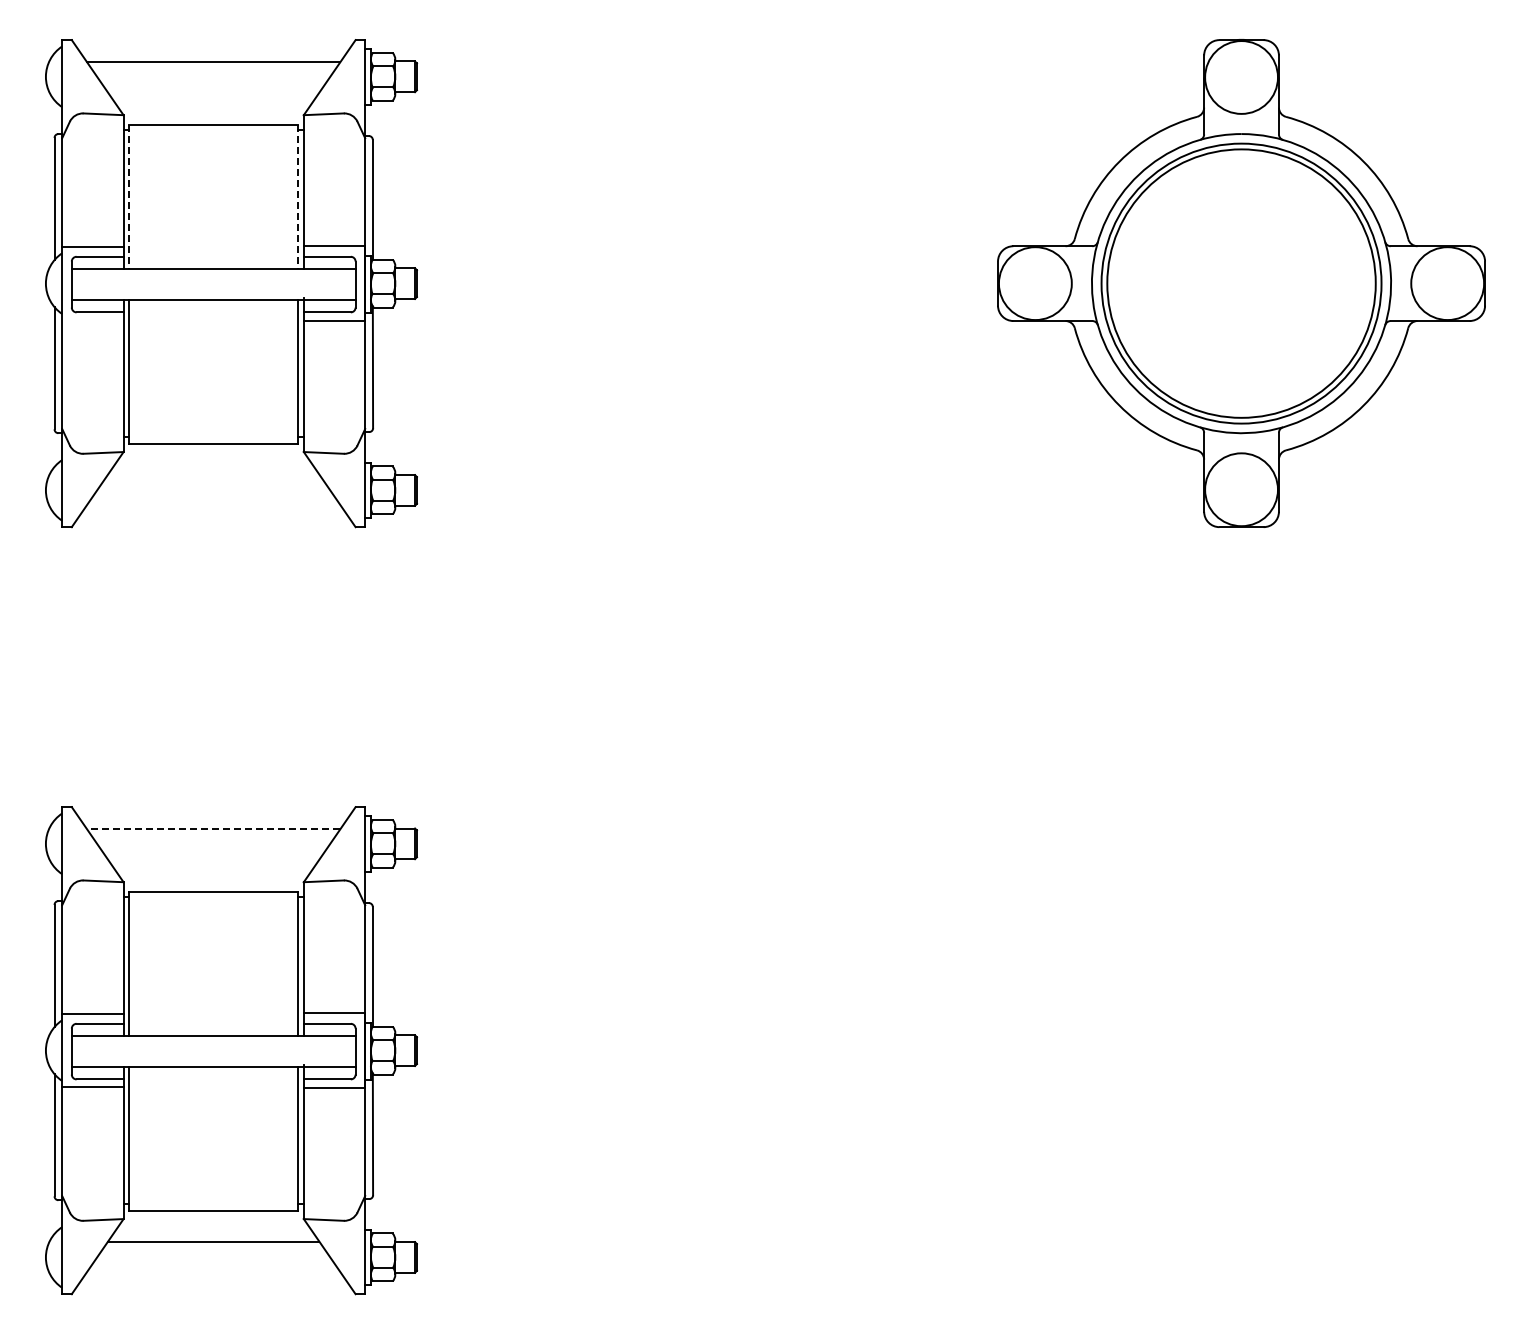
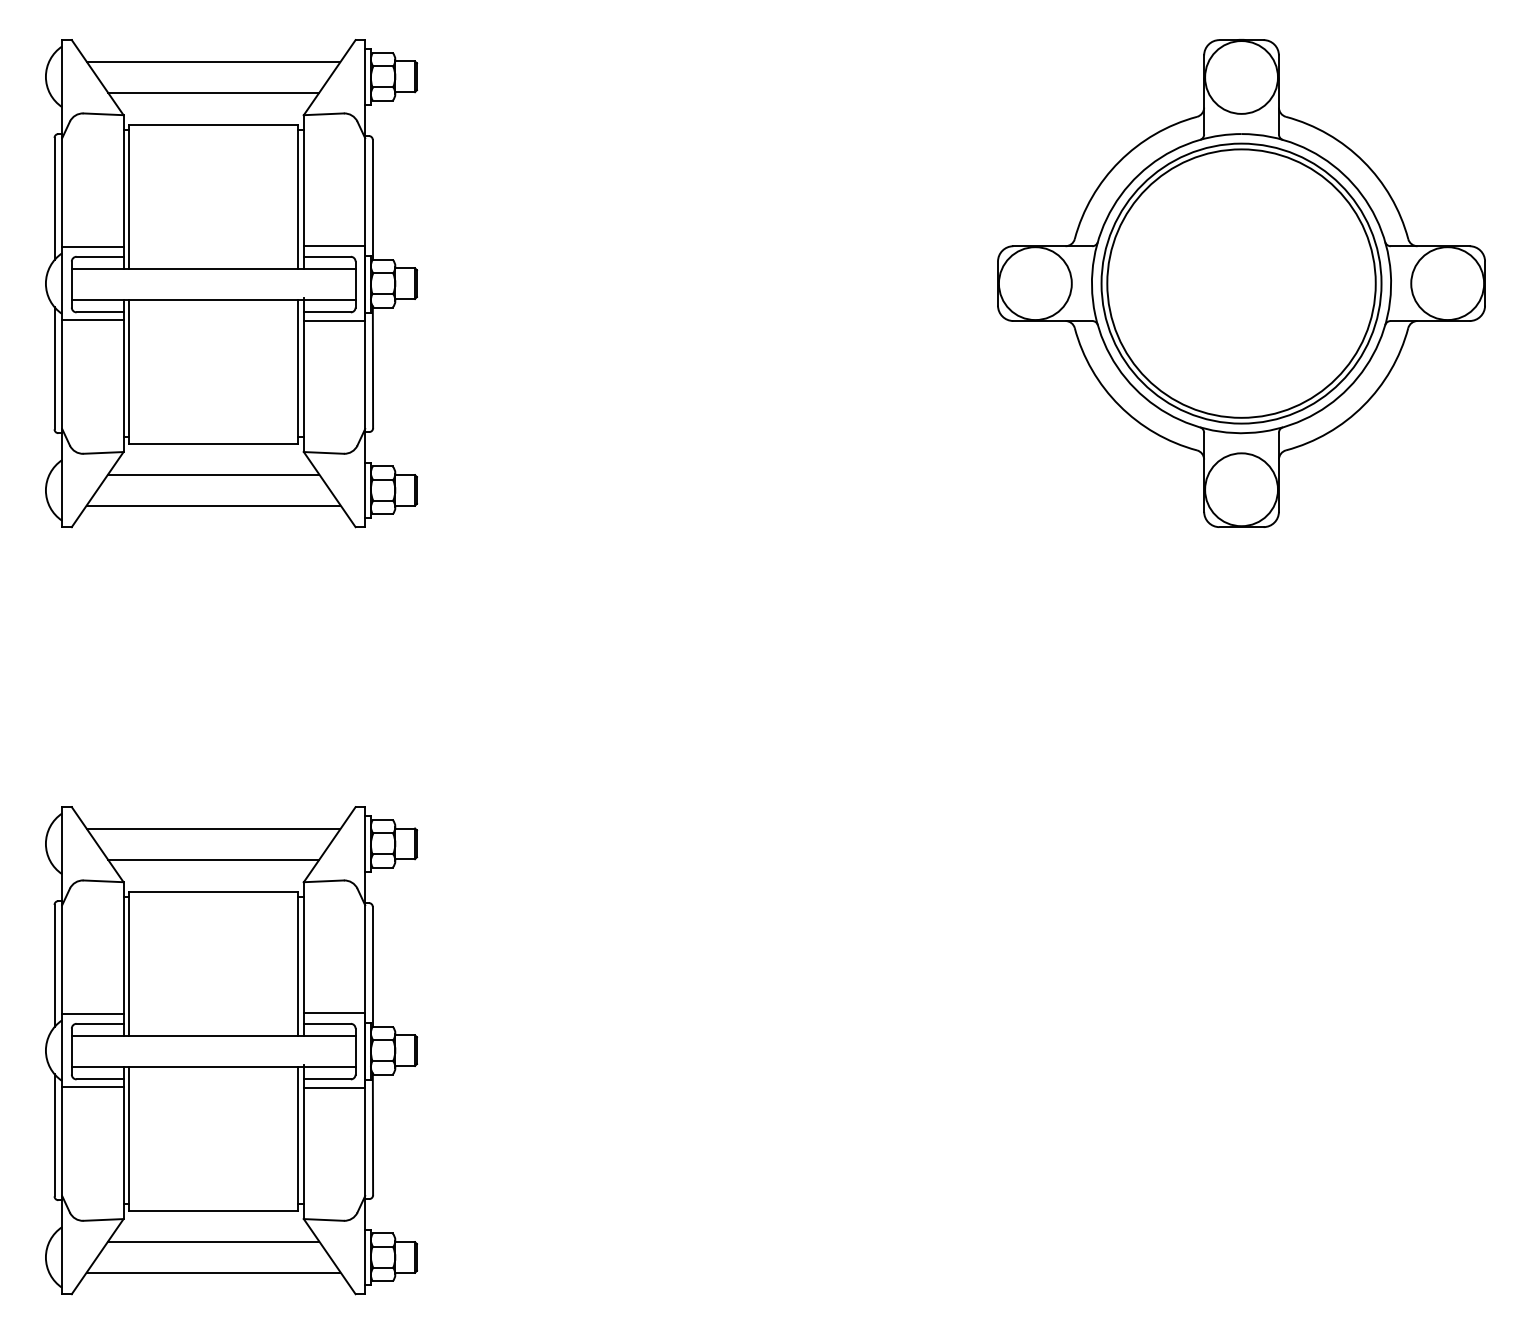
line: none -> present (213, 93)
line: dashed -> solid (129, 197)
line: dashed -> solid (298, 197)
line: none -> present (92, 320)
line: none -> present (213, 475)
line: none -> present (213, 505)
line: dashed -> solid (213, 829)
line: none -> present (213, 860)
line: none -> present (213, 1272)
